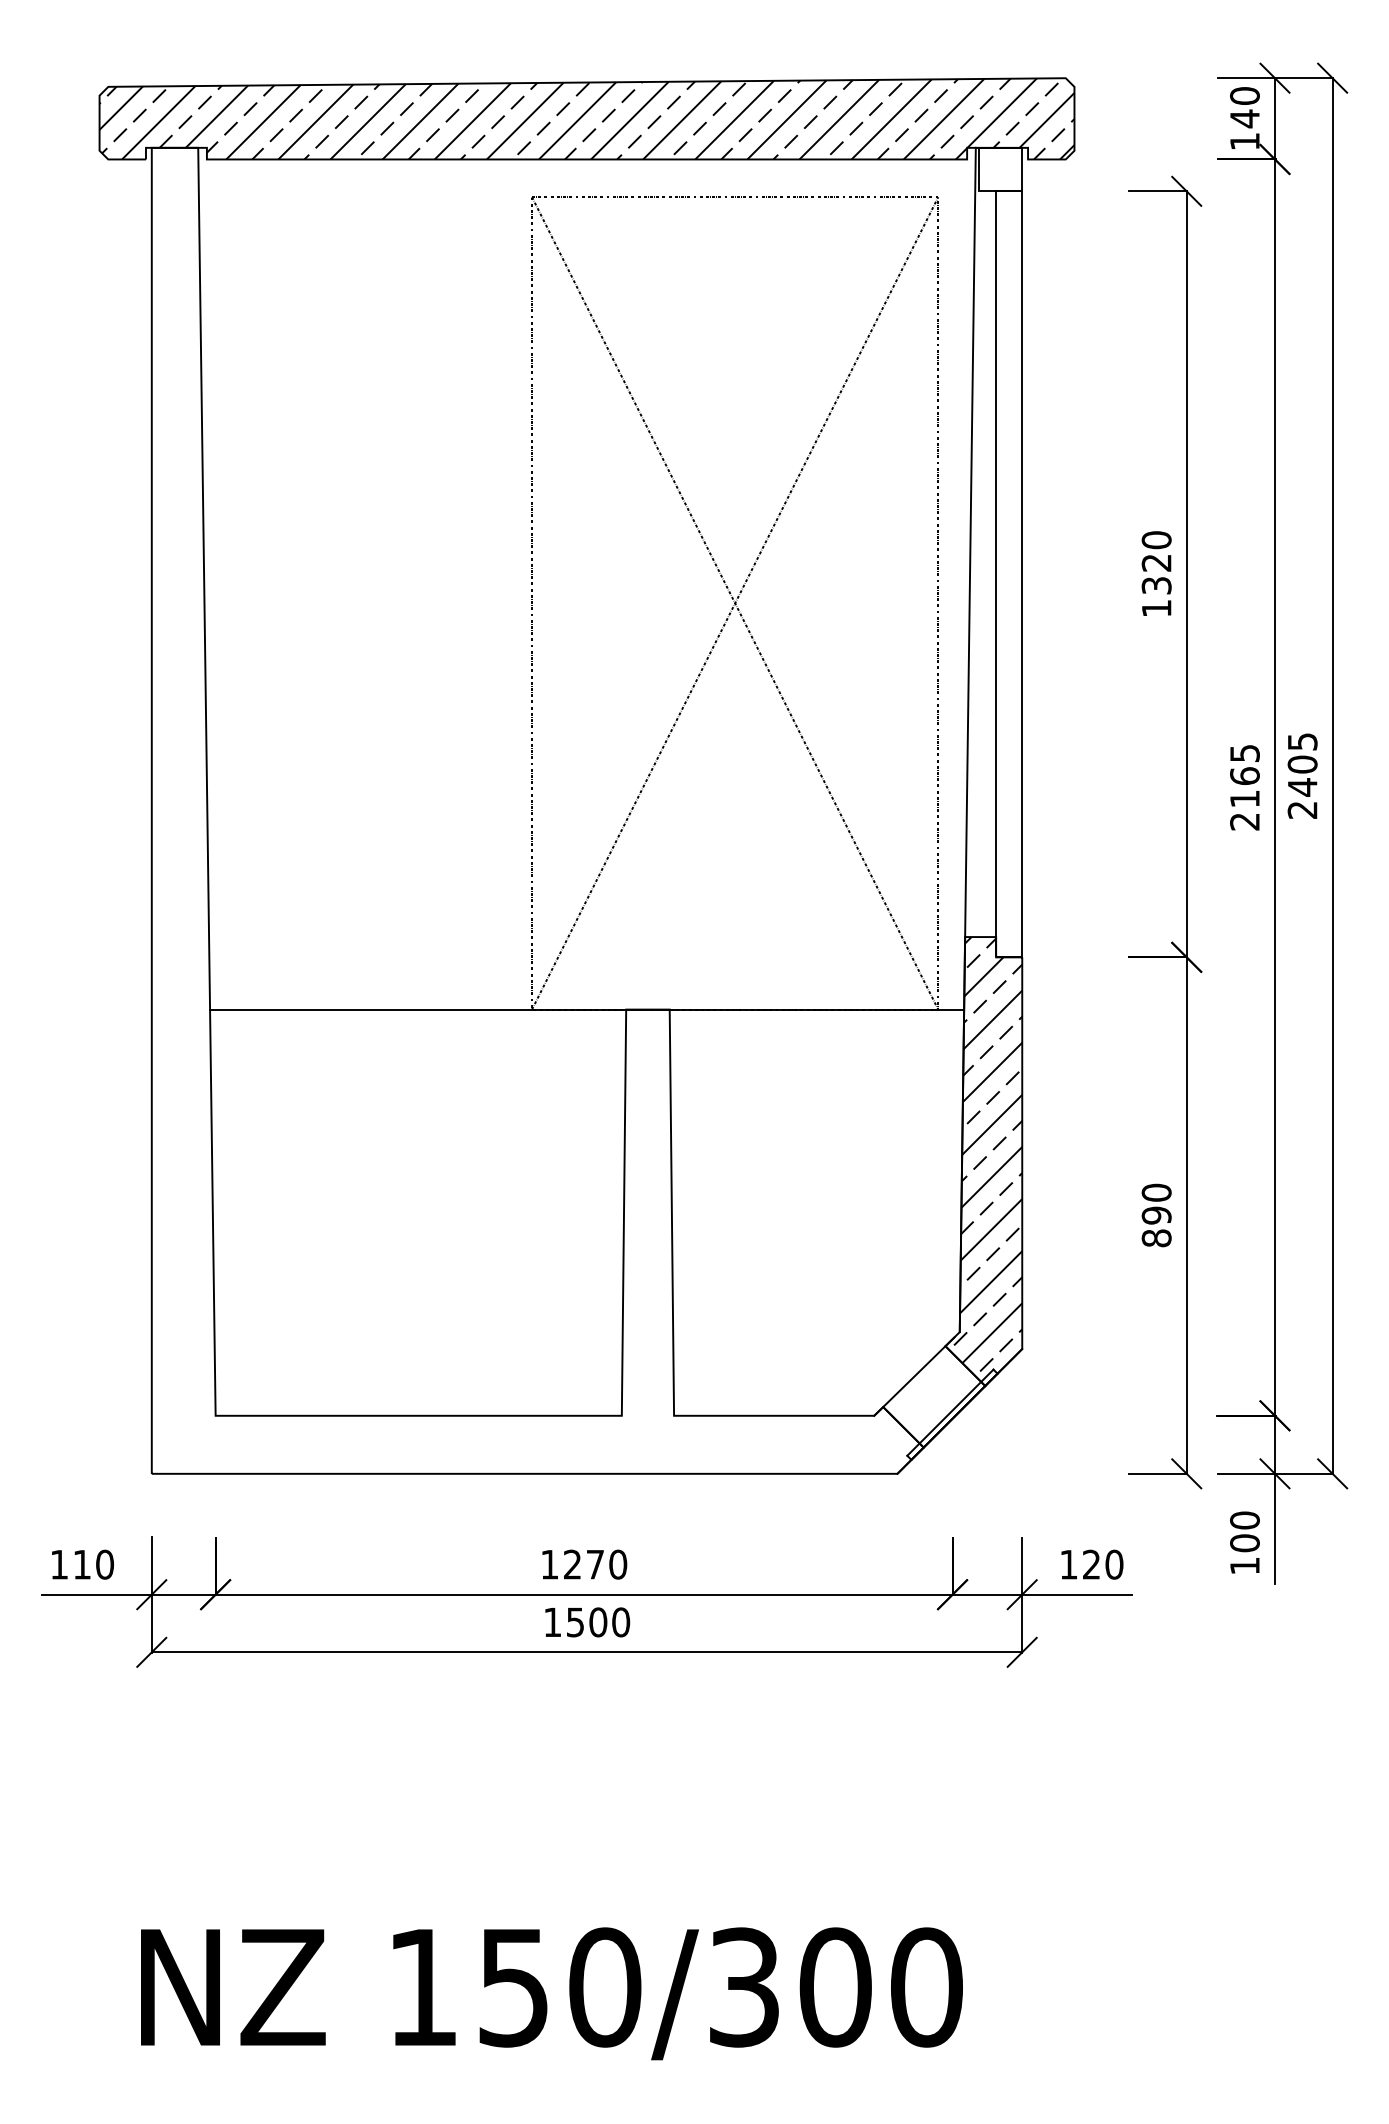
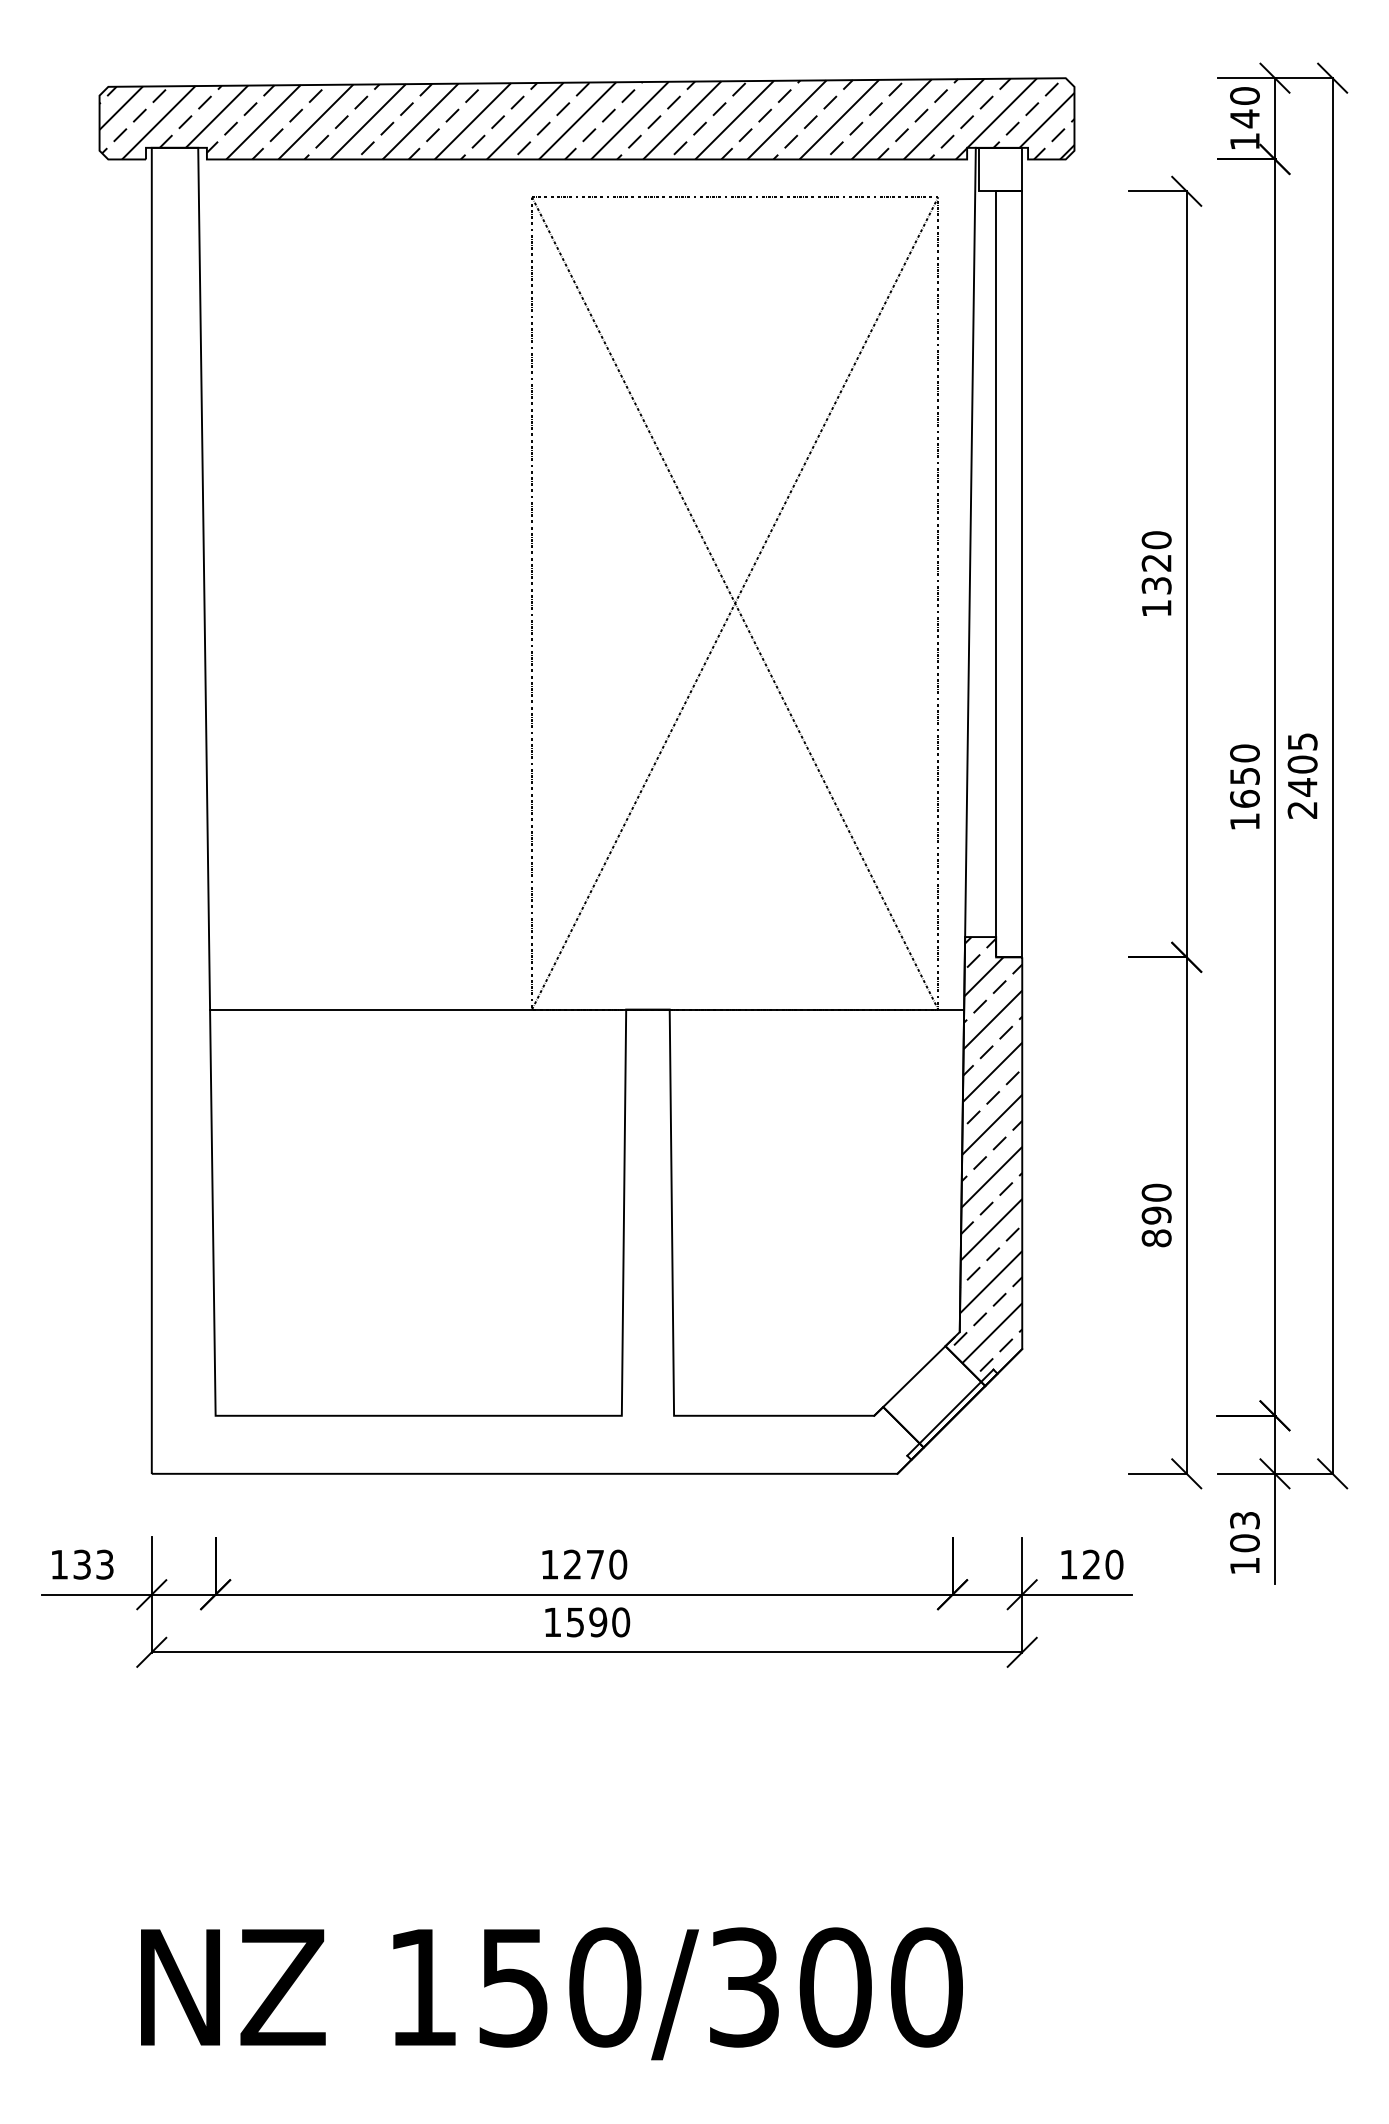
text: 2165 -> 1650 (1244, 787)
text: 100 -> 103 (1244, 1520)
text: 110 -> 133 (93, 1564)
text: 1500 -> 1590 (598, 1622)
